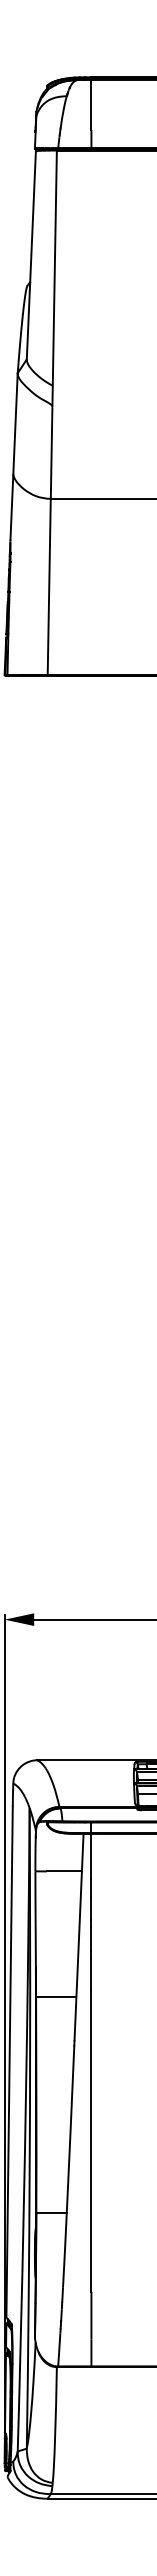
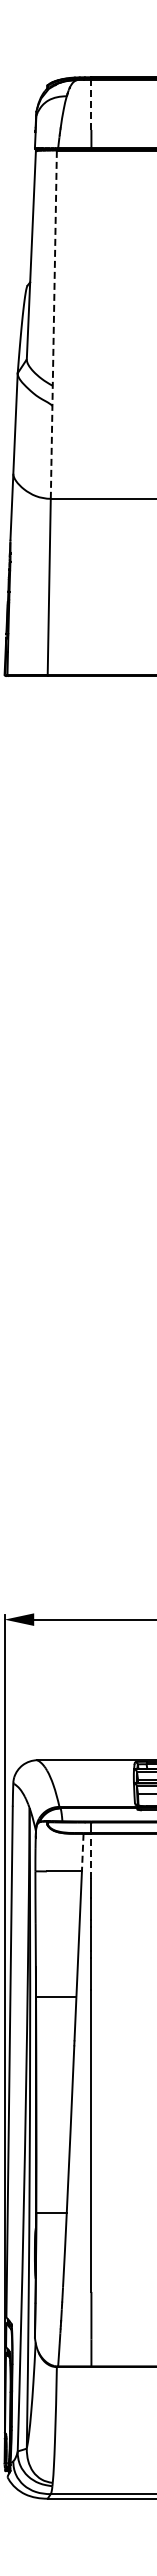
line: solid -> dashed (91, 104)
line: solid -> dashed (53, 324)
line: solid -> dashed (82, 1852)
line: solid -> dashed (91, 1856)
